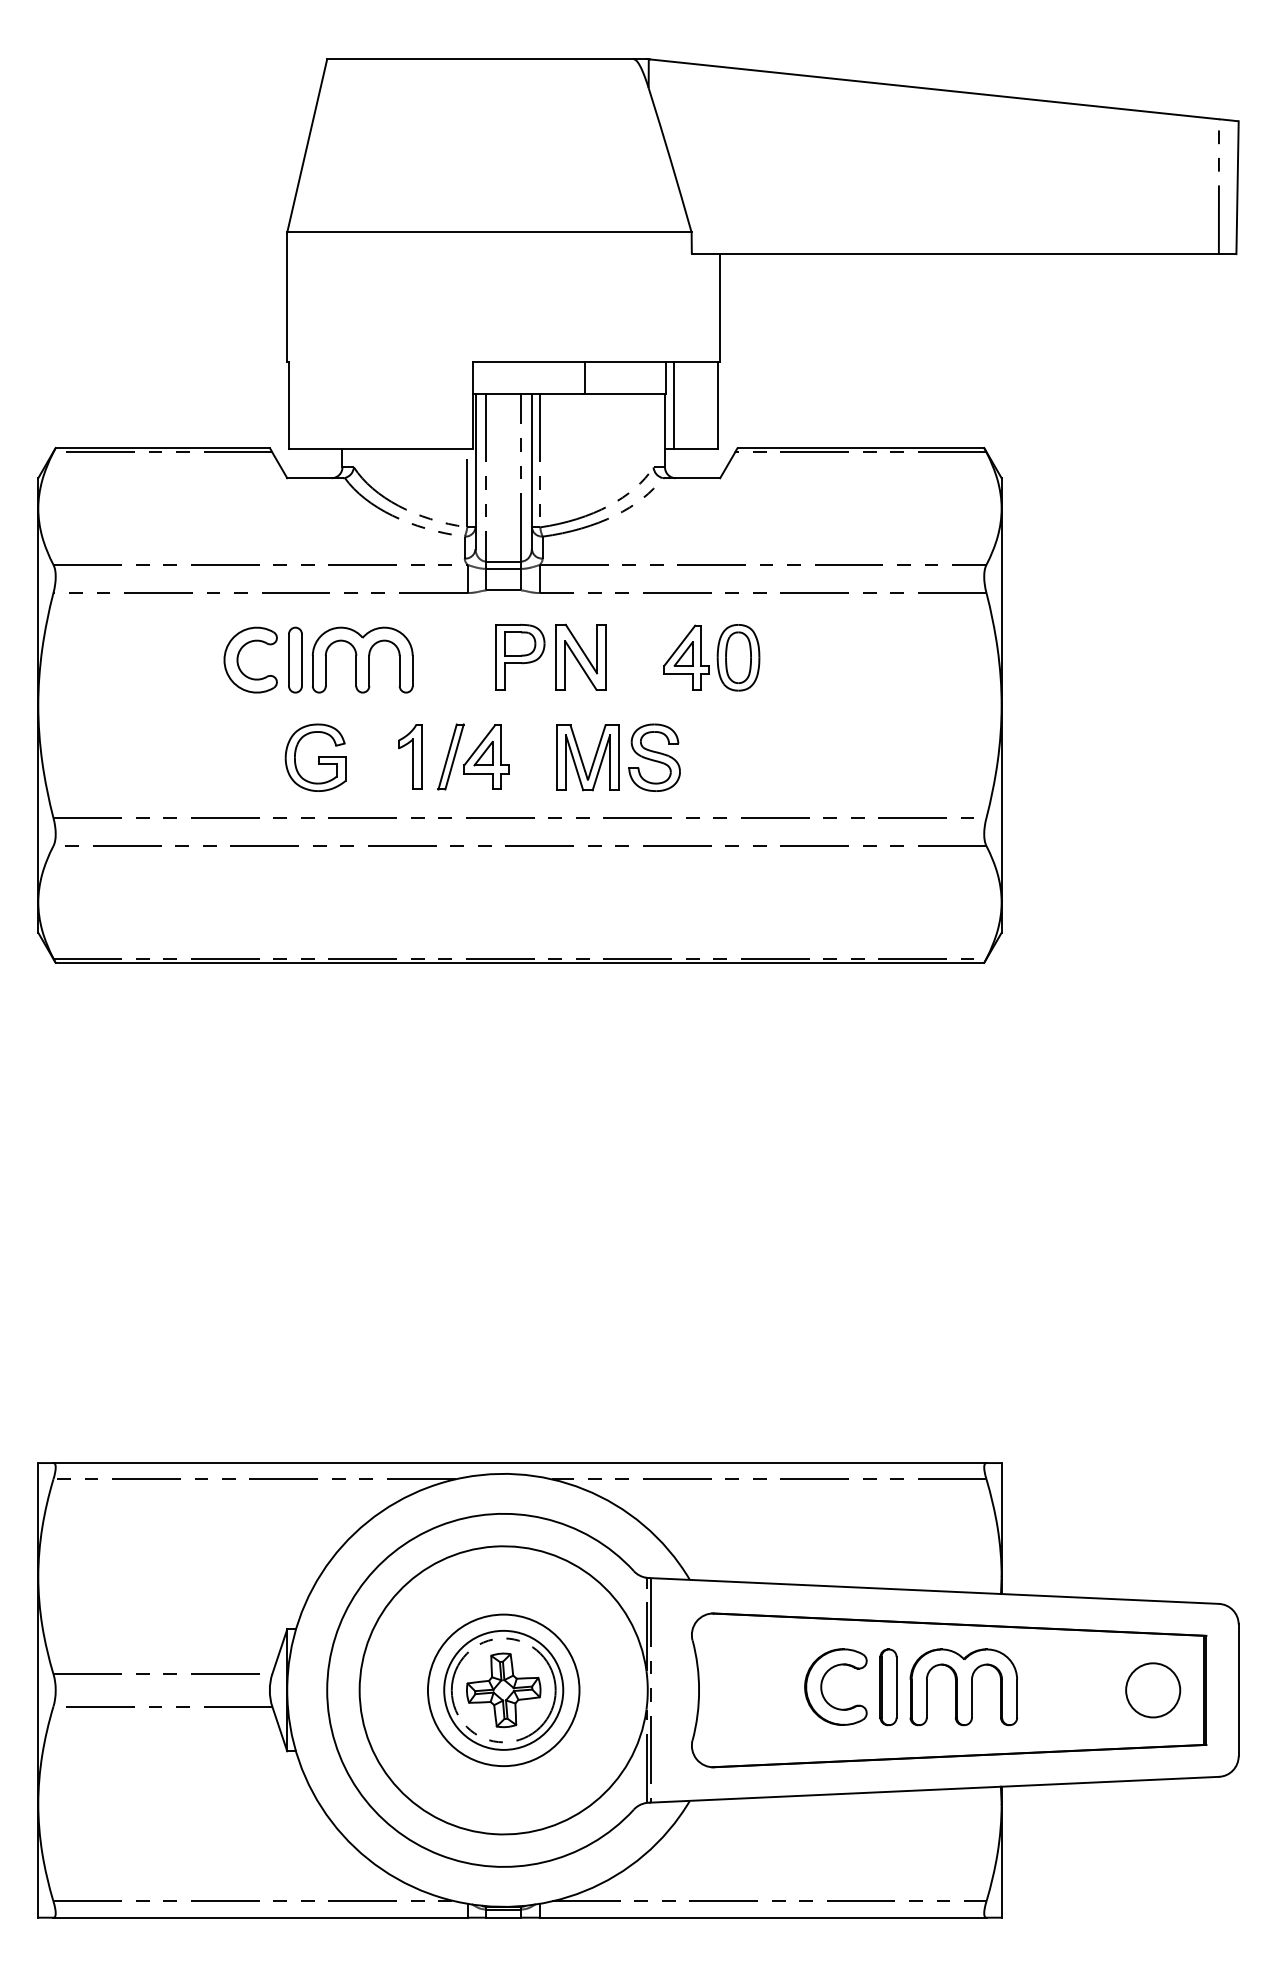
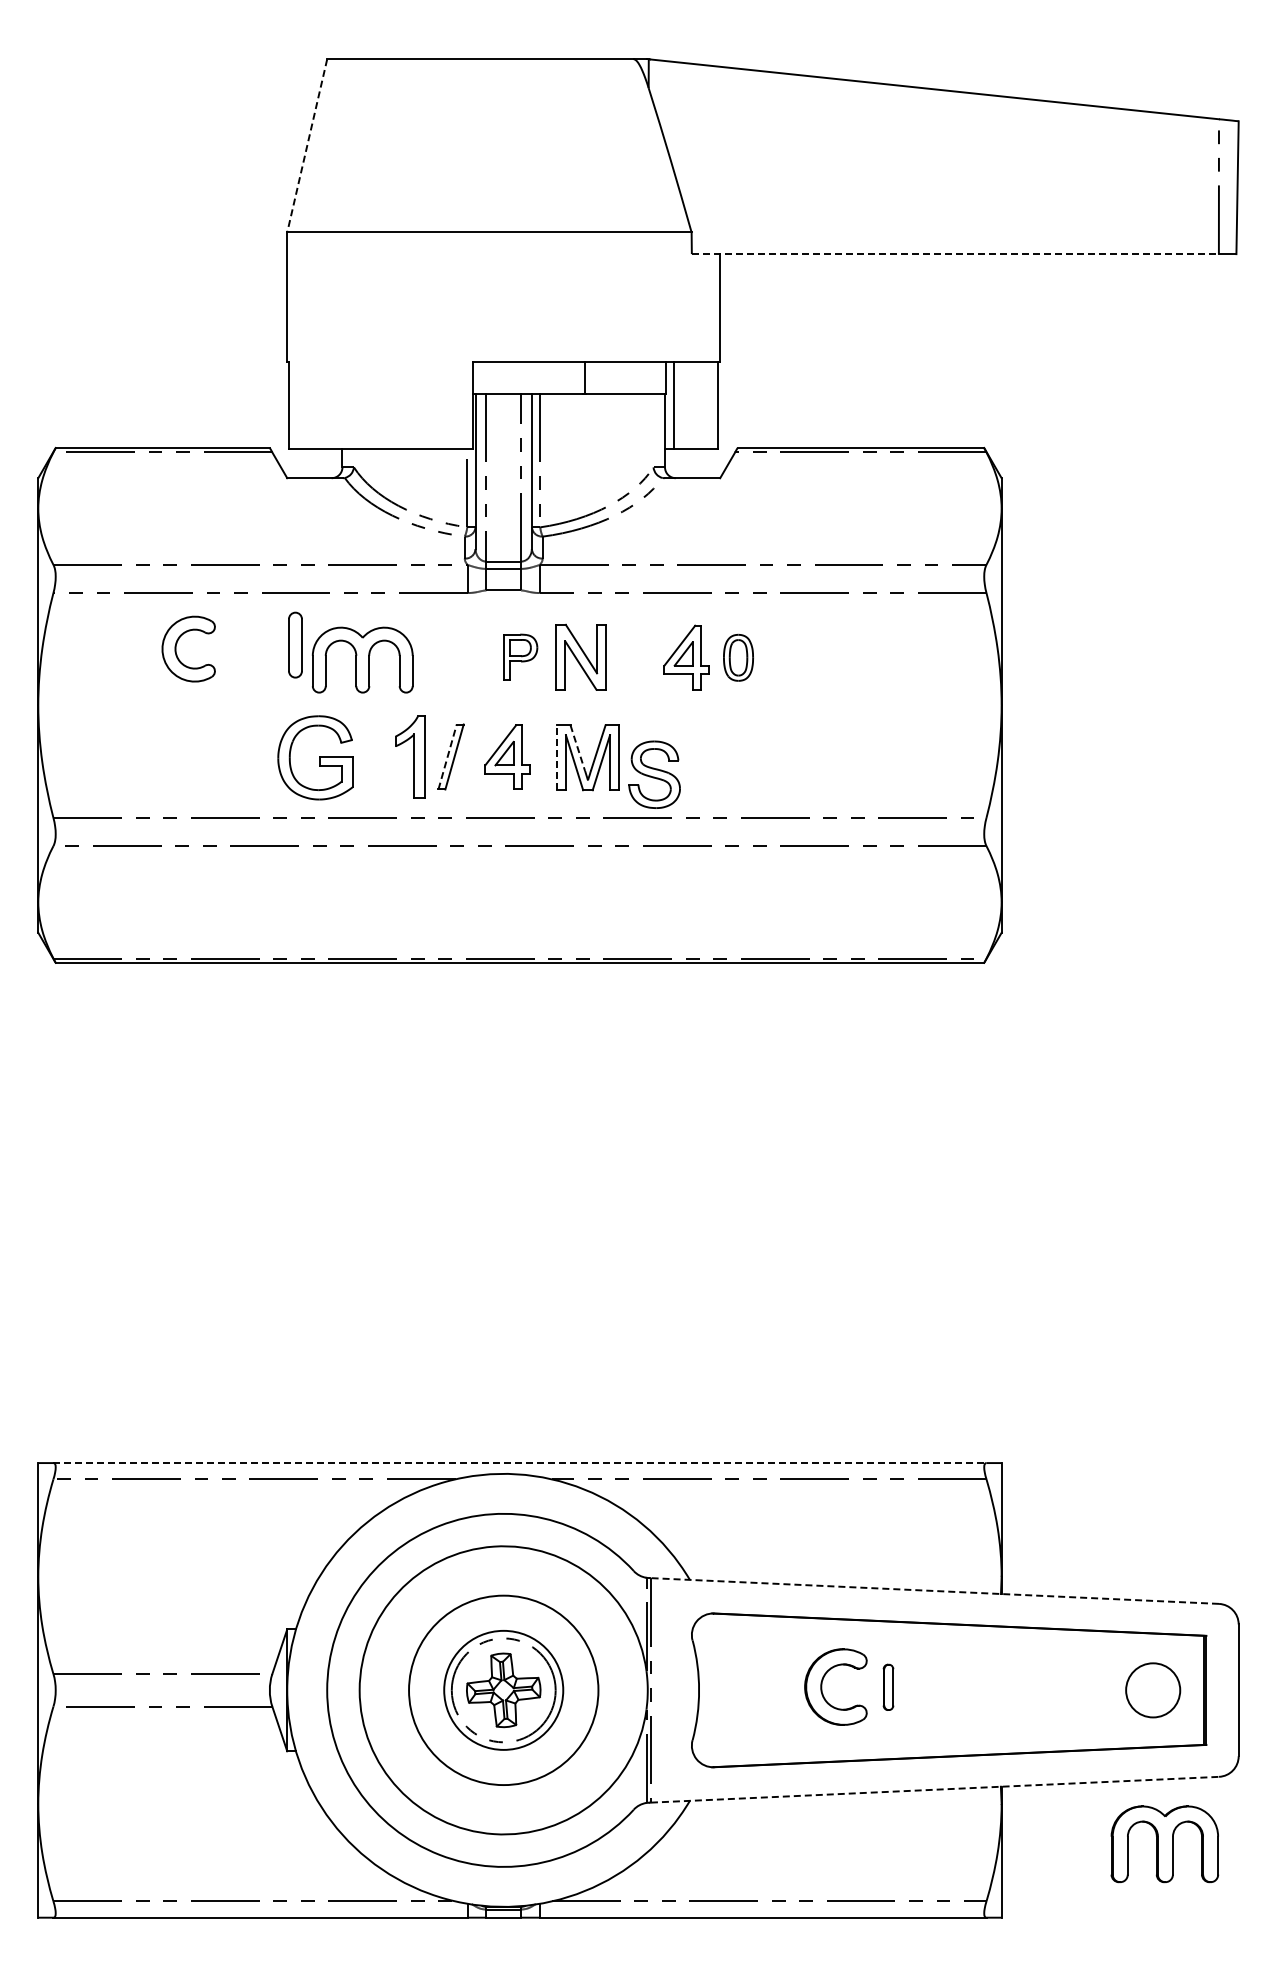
line: solid -> dashed (307, 145)
line: solid -> dashed (955, 254)
part size: 51x67 px -> 36x48 px (520, 656)
part size: 45x68 px -> 31x49 px (738, 657)
part position: (238, 659) -> (176, 648) (176, 648)
part position: (295, 659) -> (295, 644) (295, 644)
line: solid -> dashed (577, 748)
part size: 25x66 px -> 31x84 px (410, 756)
part position: (486, 756) -> (507, 756) (507, 756)
part size: 63x69 px -> 77x86 px (315, 757)
line: solid -> dashed (447, 757)
line: solid -> dashed (556, 757)
part position: (654, 757) -> (654, 774) (654, 774)
line: solid -> dashed (519, 1463)
line: solid -> dashed (934, 1590)
part size: 19x79 px -> 13x48 px (888, 1686)
part position: (963, 1687) -> (1164, 1844) (1164, 1844)
circle diameter: 152 px -> 189 px (503, 1690)
line: solid -> dashed (935, 1789)
